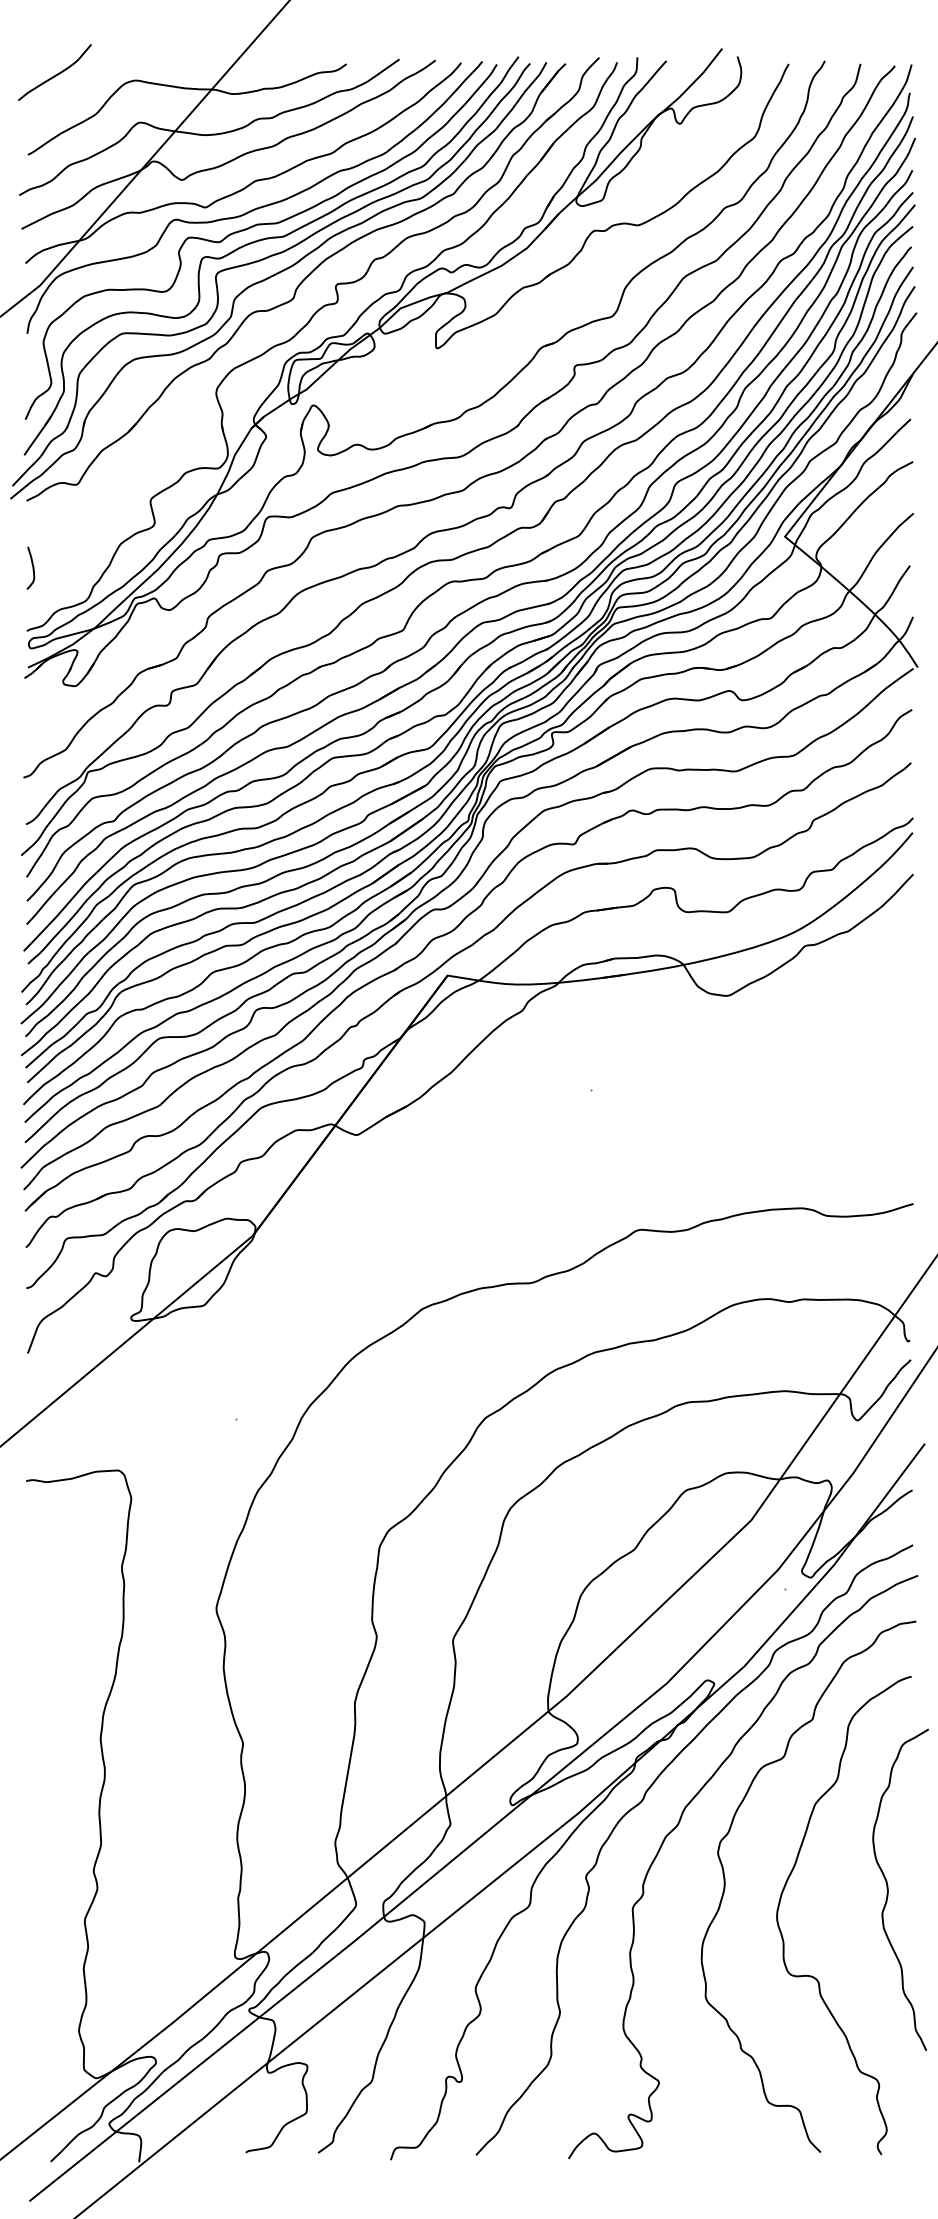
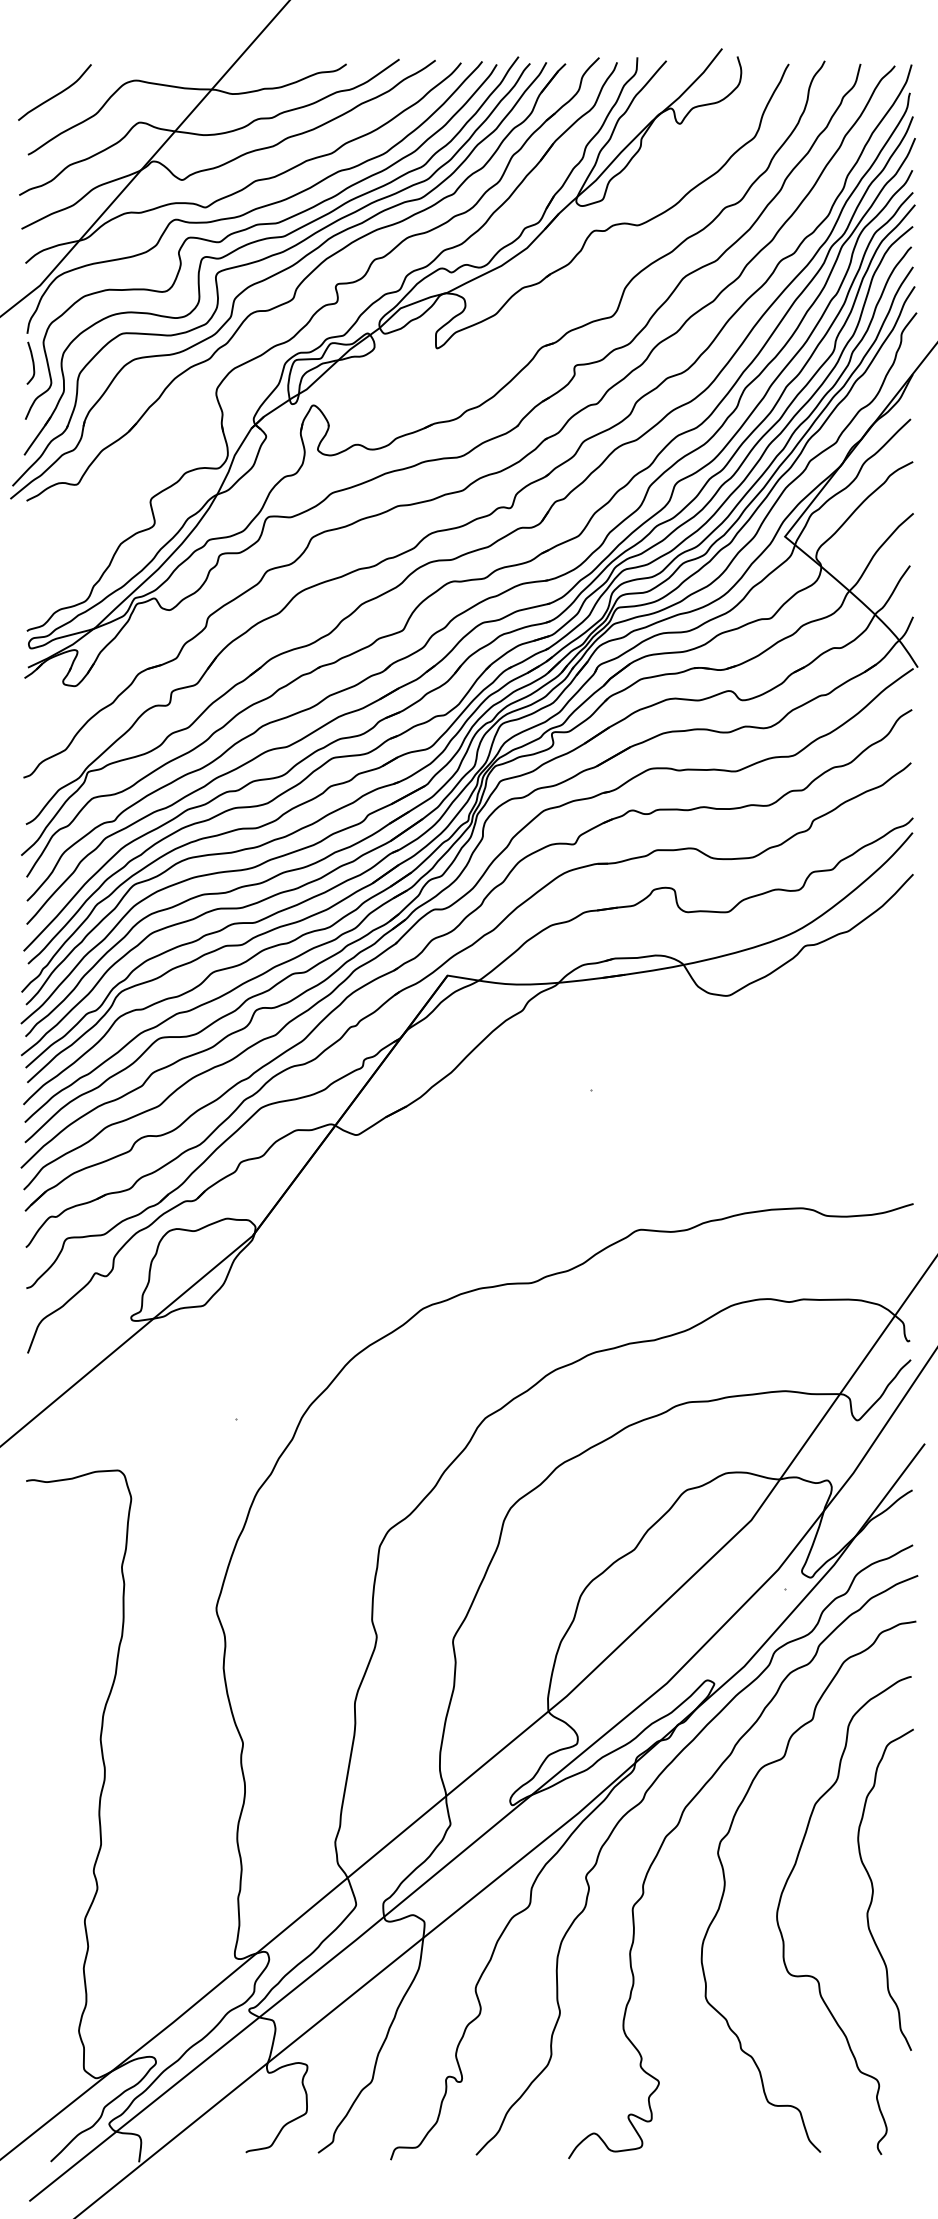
curve position: (55, 74) -> (55, 94) (55, 94)
curve position: (32, 567) -> (32, 362) (32, 362)
curve position: (888, 1889) -> (873, 1889) (873, 1889)
